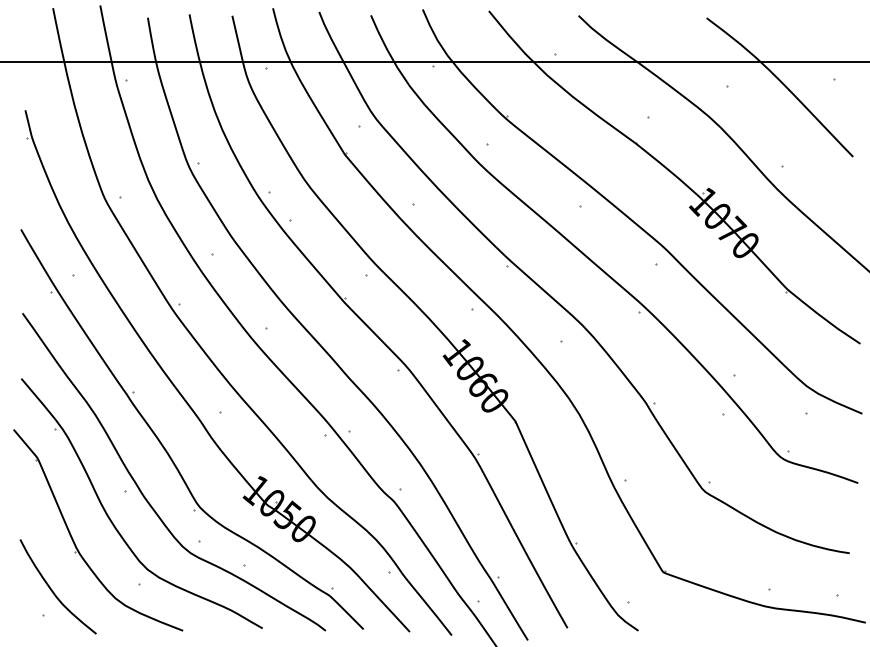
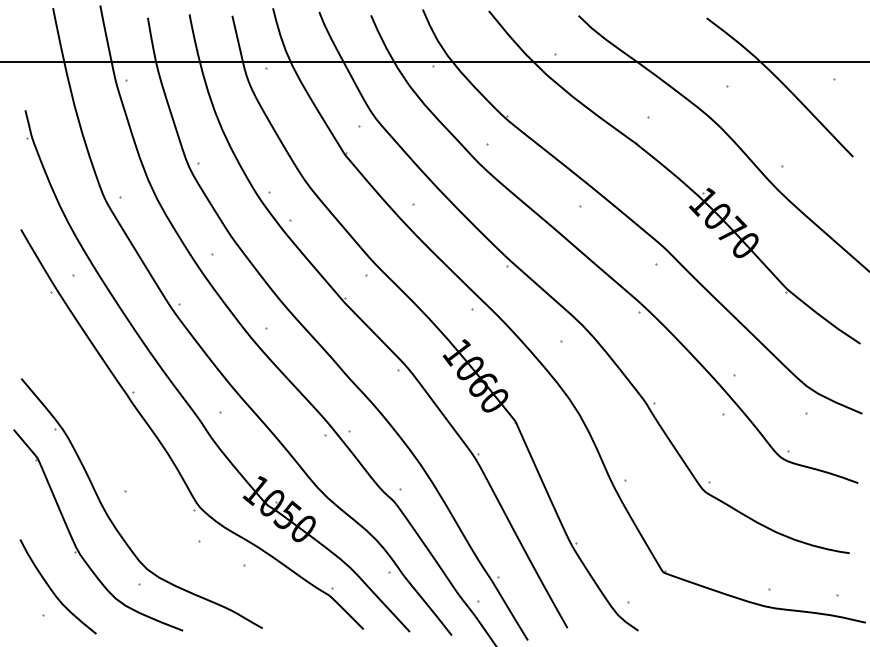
curve: present -> none (143, 493)
